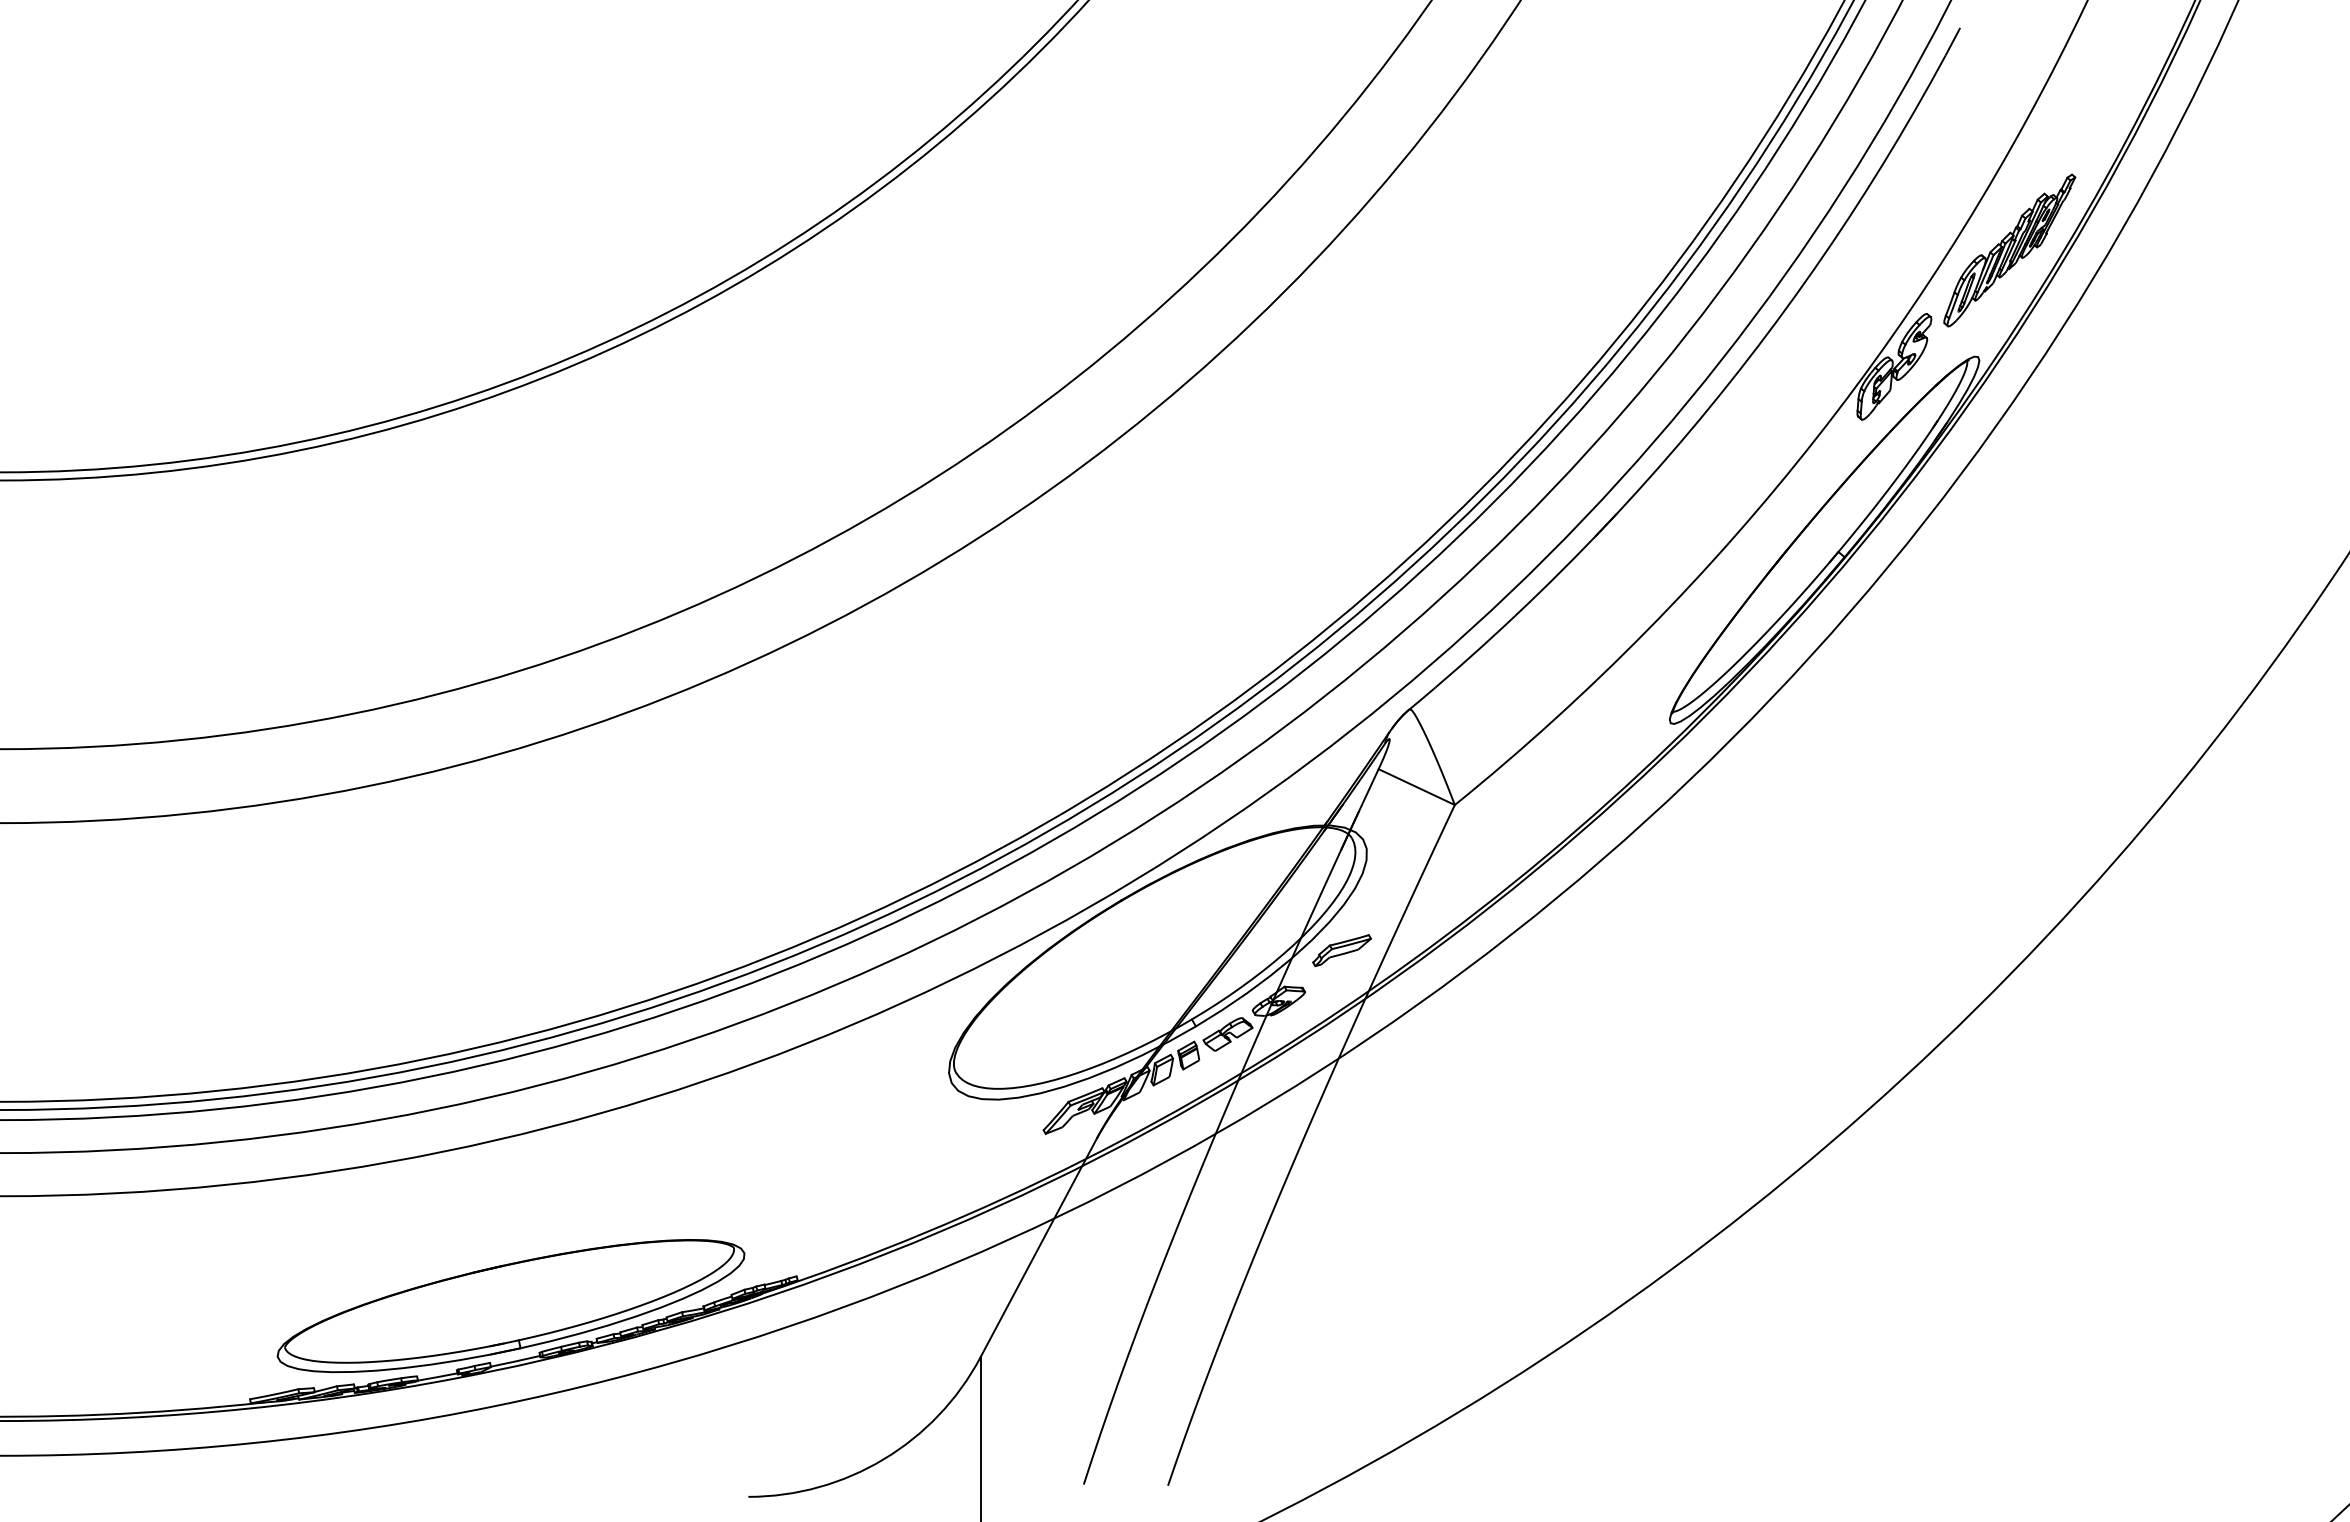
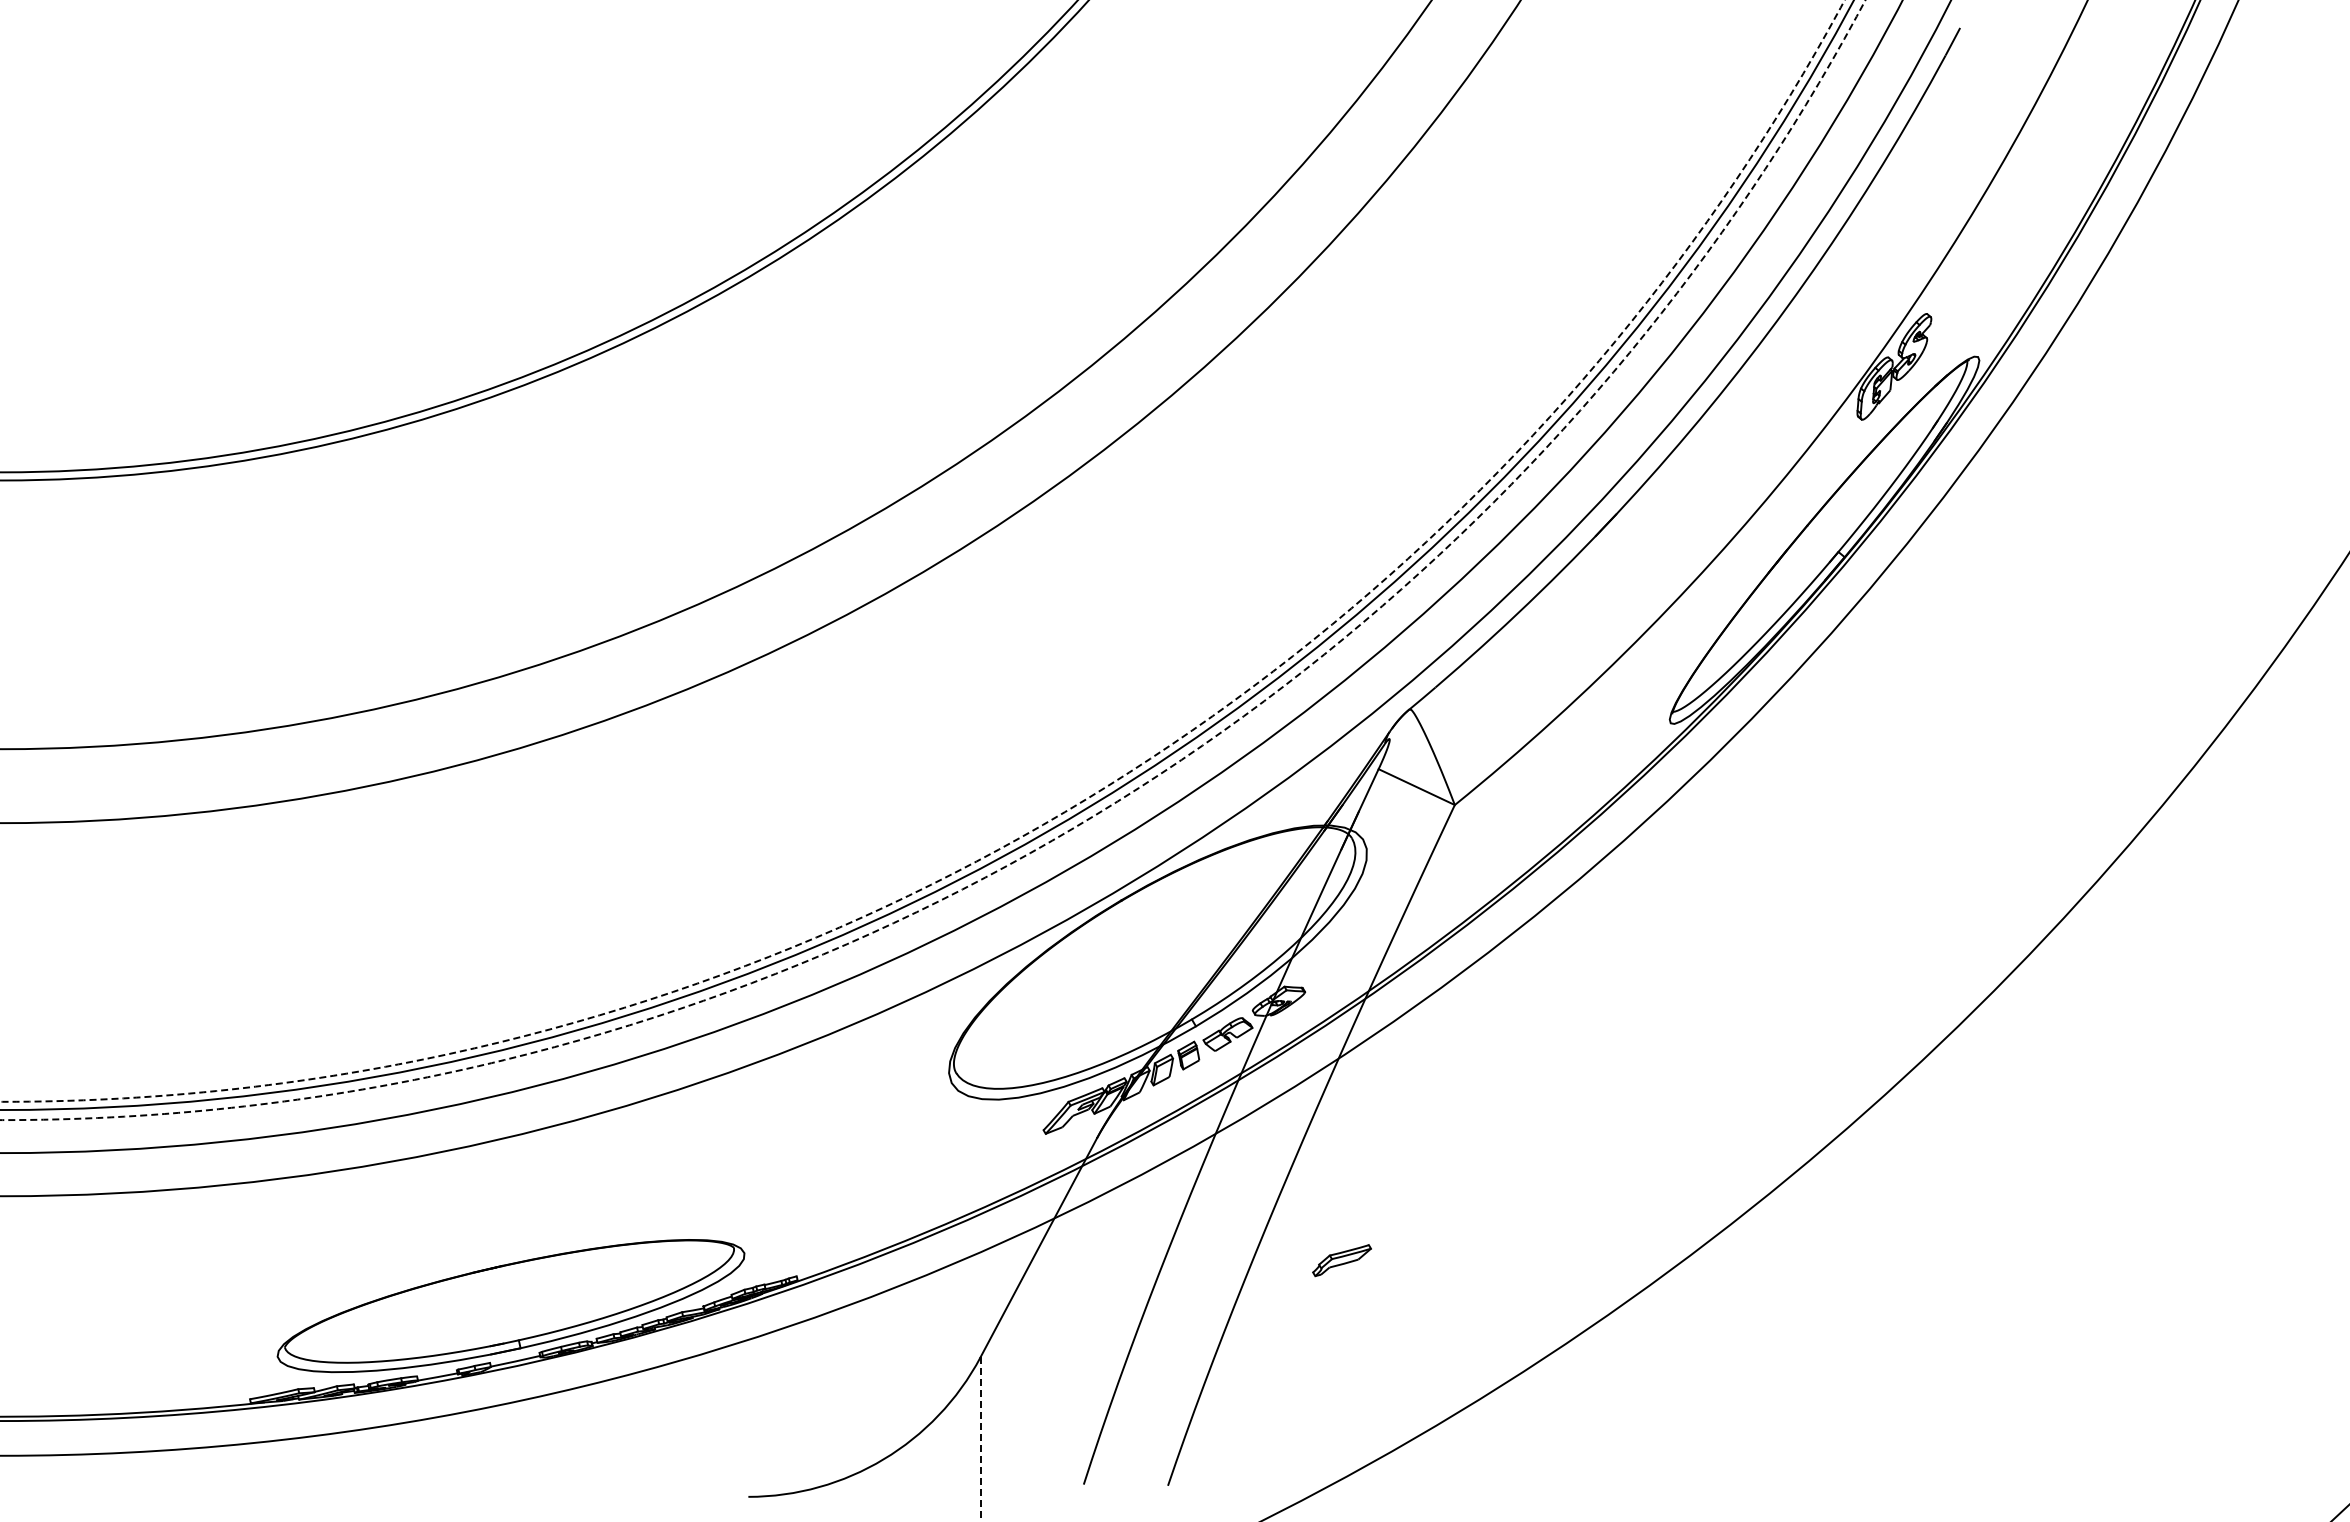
part: present -> none (2009, 250)
circle: solid -> dashed (922, 550)
circle: solid -> dashed (932, 560)
part position: (1341, 950) -> (1341, 1260) (1341, 1260)
line: solid -> dashed (980, 1439)
